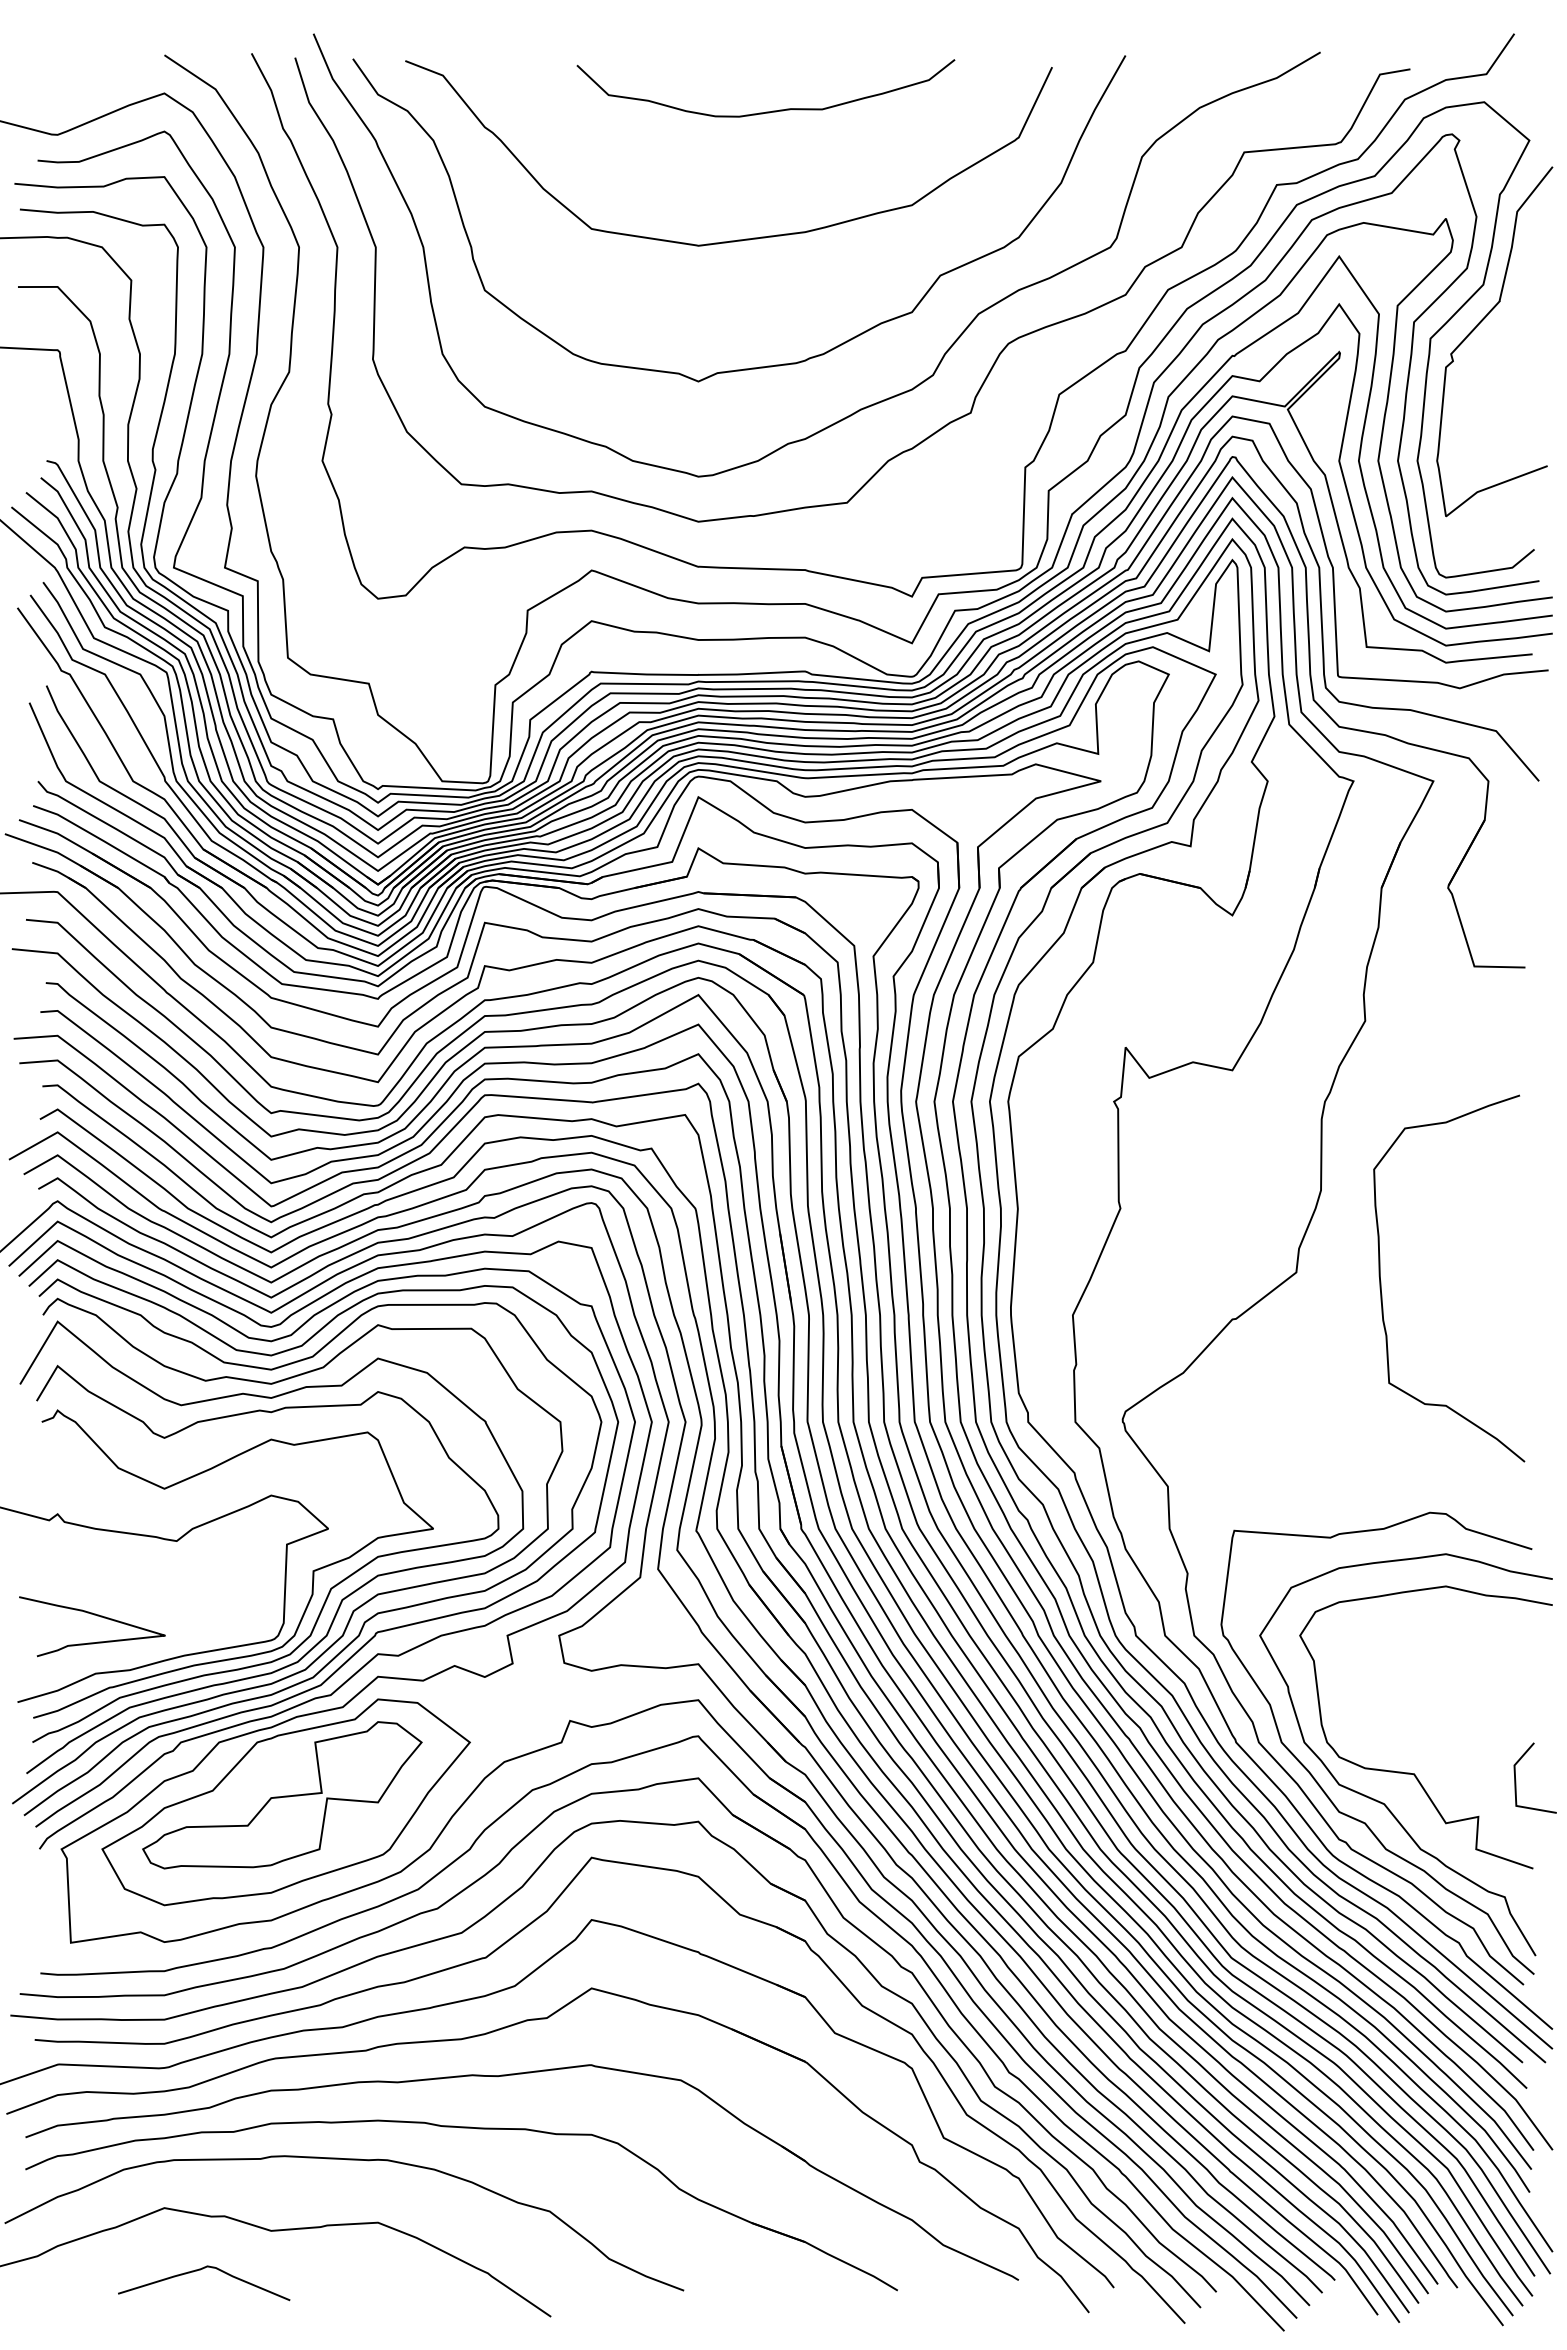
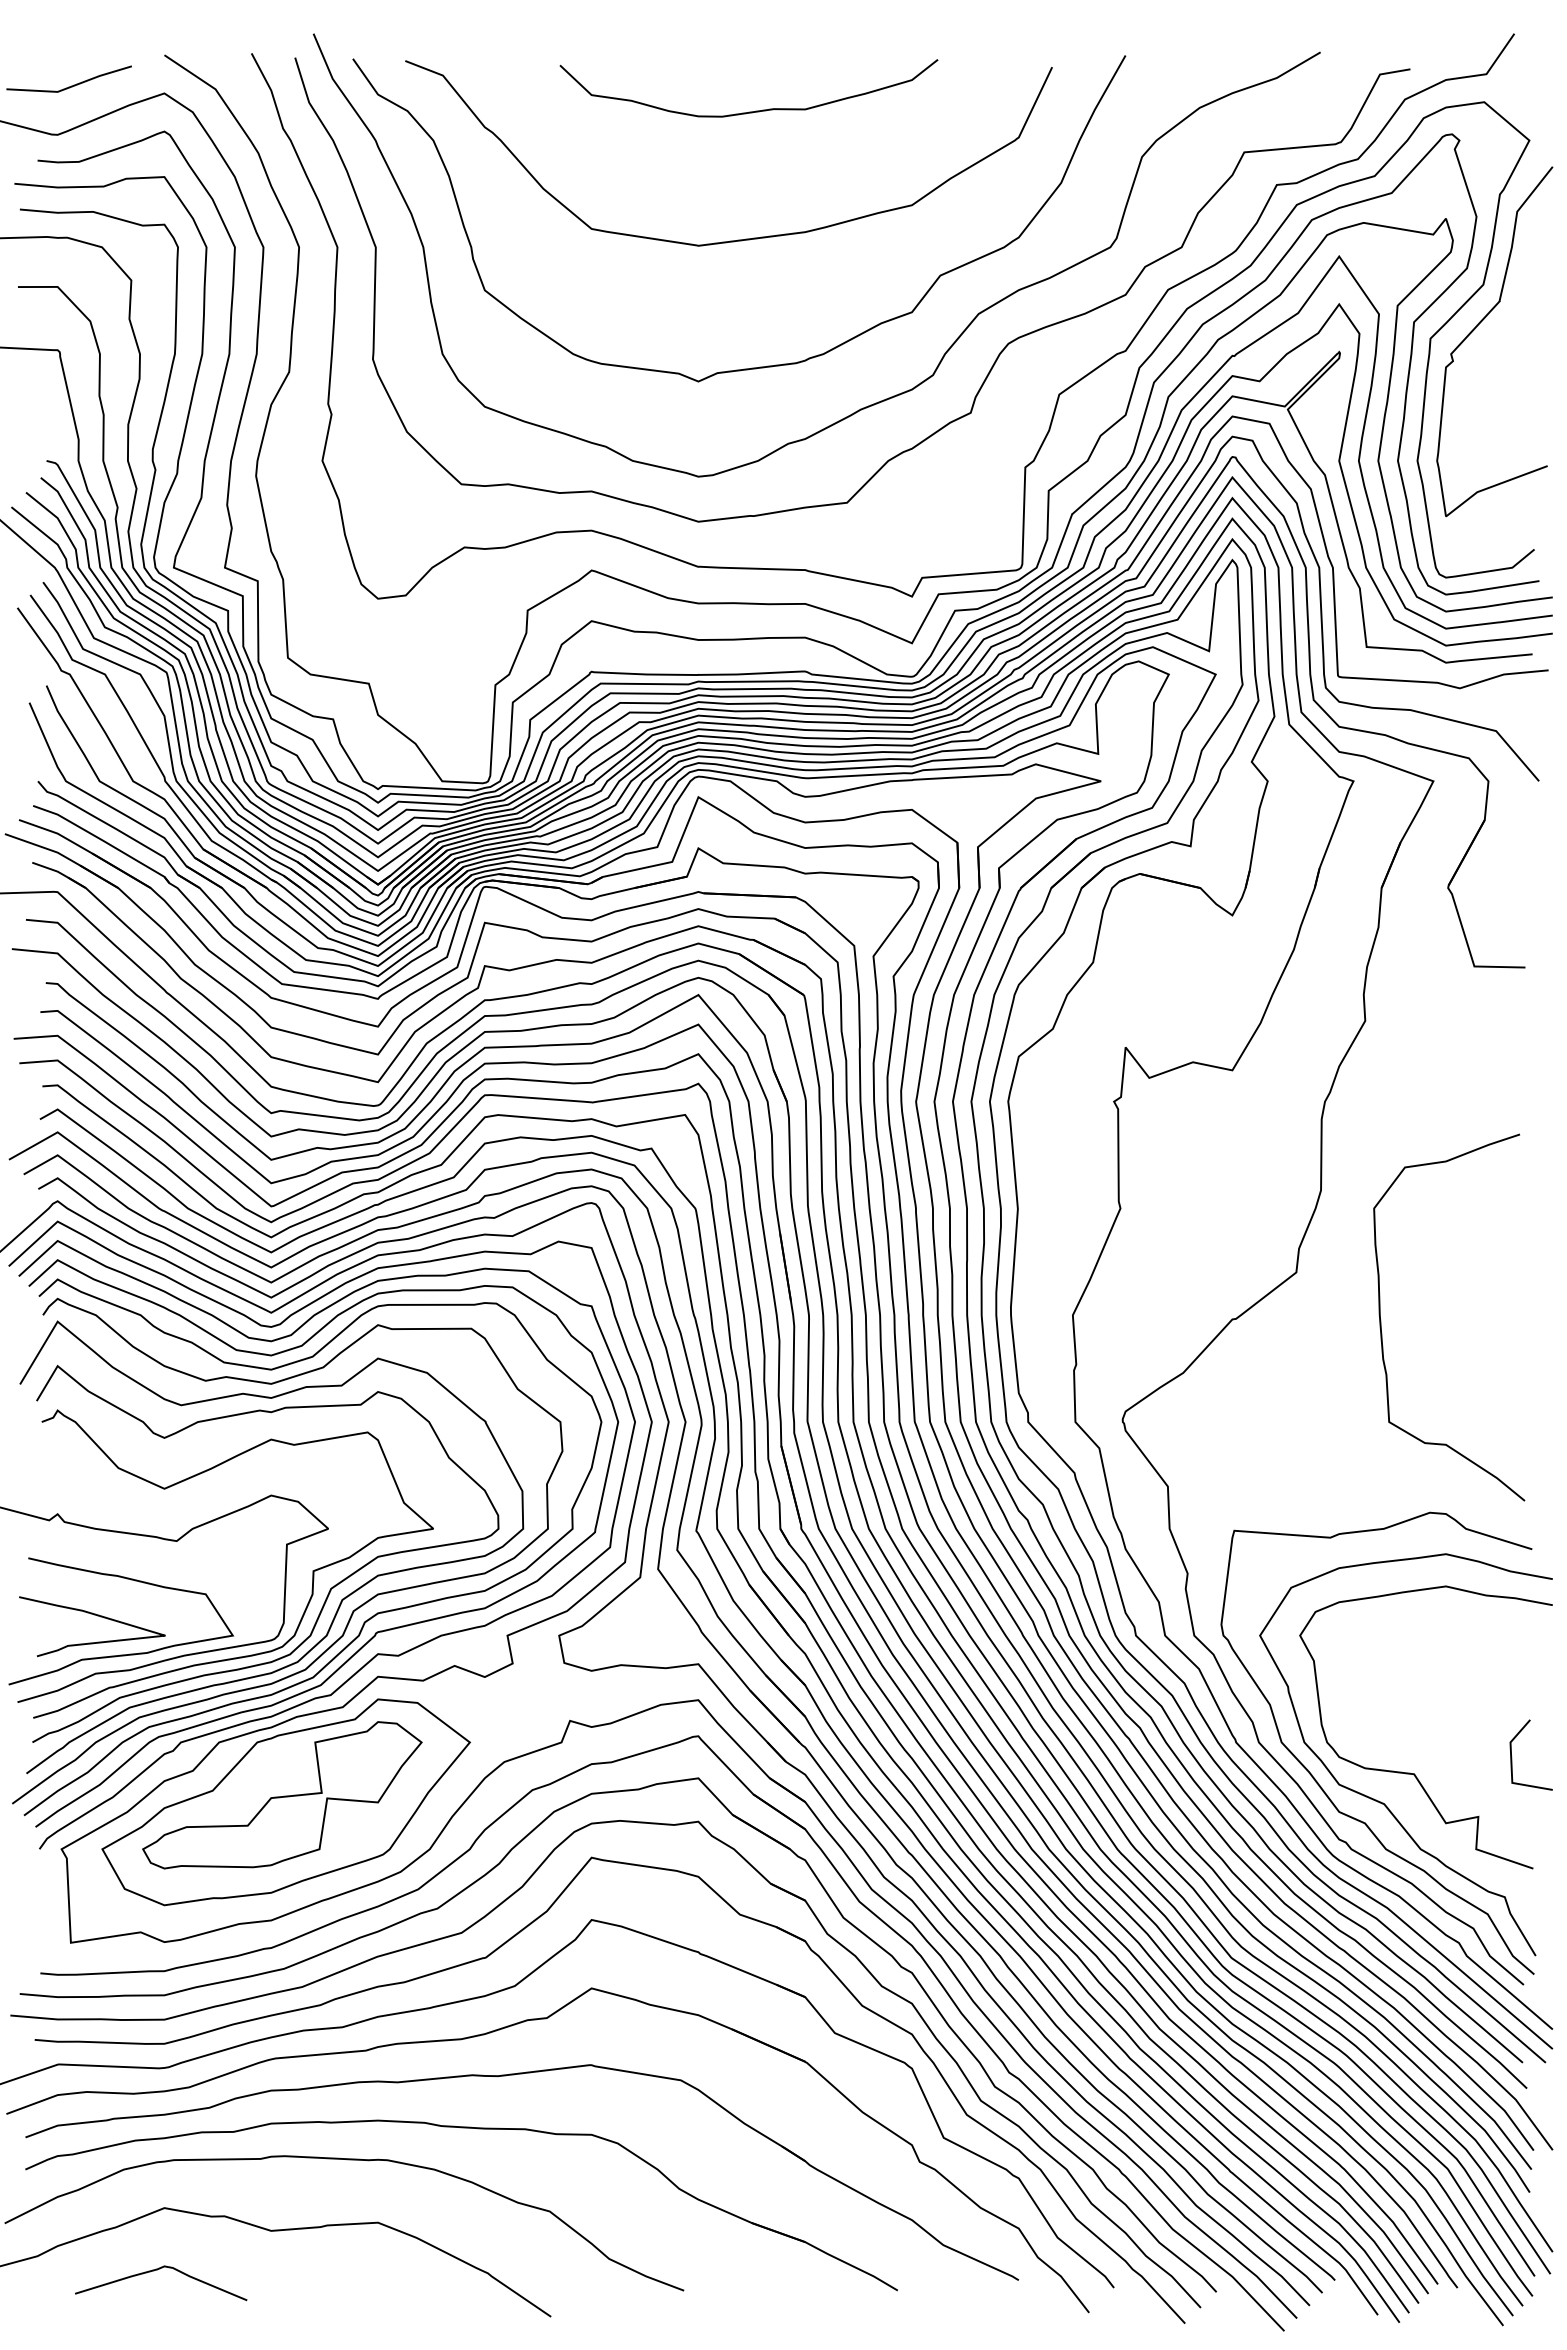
line: none -> present (71, 85)
curve position: (766, 111) -> (749, 111) (749, 111)
curve position: (1381, 1281) -> (1381, 1320) (1381, 1320)
curve: none -> present (129, 1653)
line position: (1516, 1780) -> (1512, 1757) (1512, 1757)
curve position: (200, 2270) -> (157, 2270) (157, 2270)
